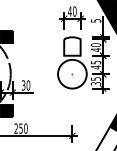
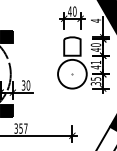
text: 5 -> 4 (95, 20)
text: 45 -> 41 (95, 62)
text: 250 -> 357 (20, 128)
